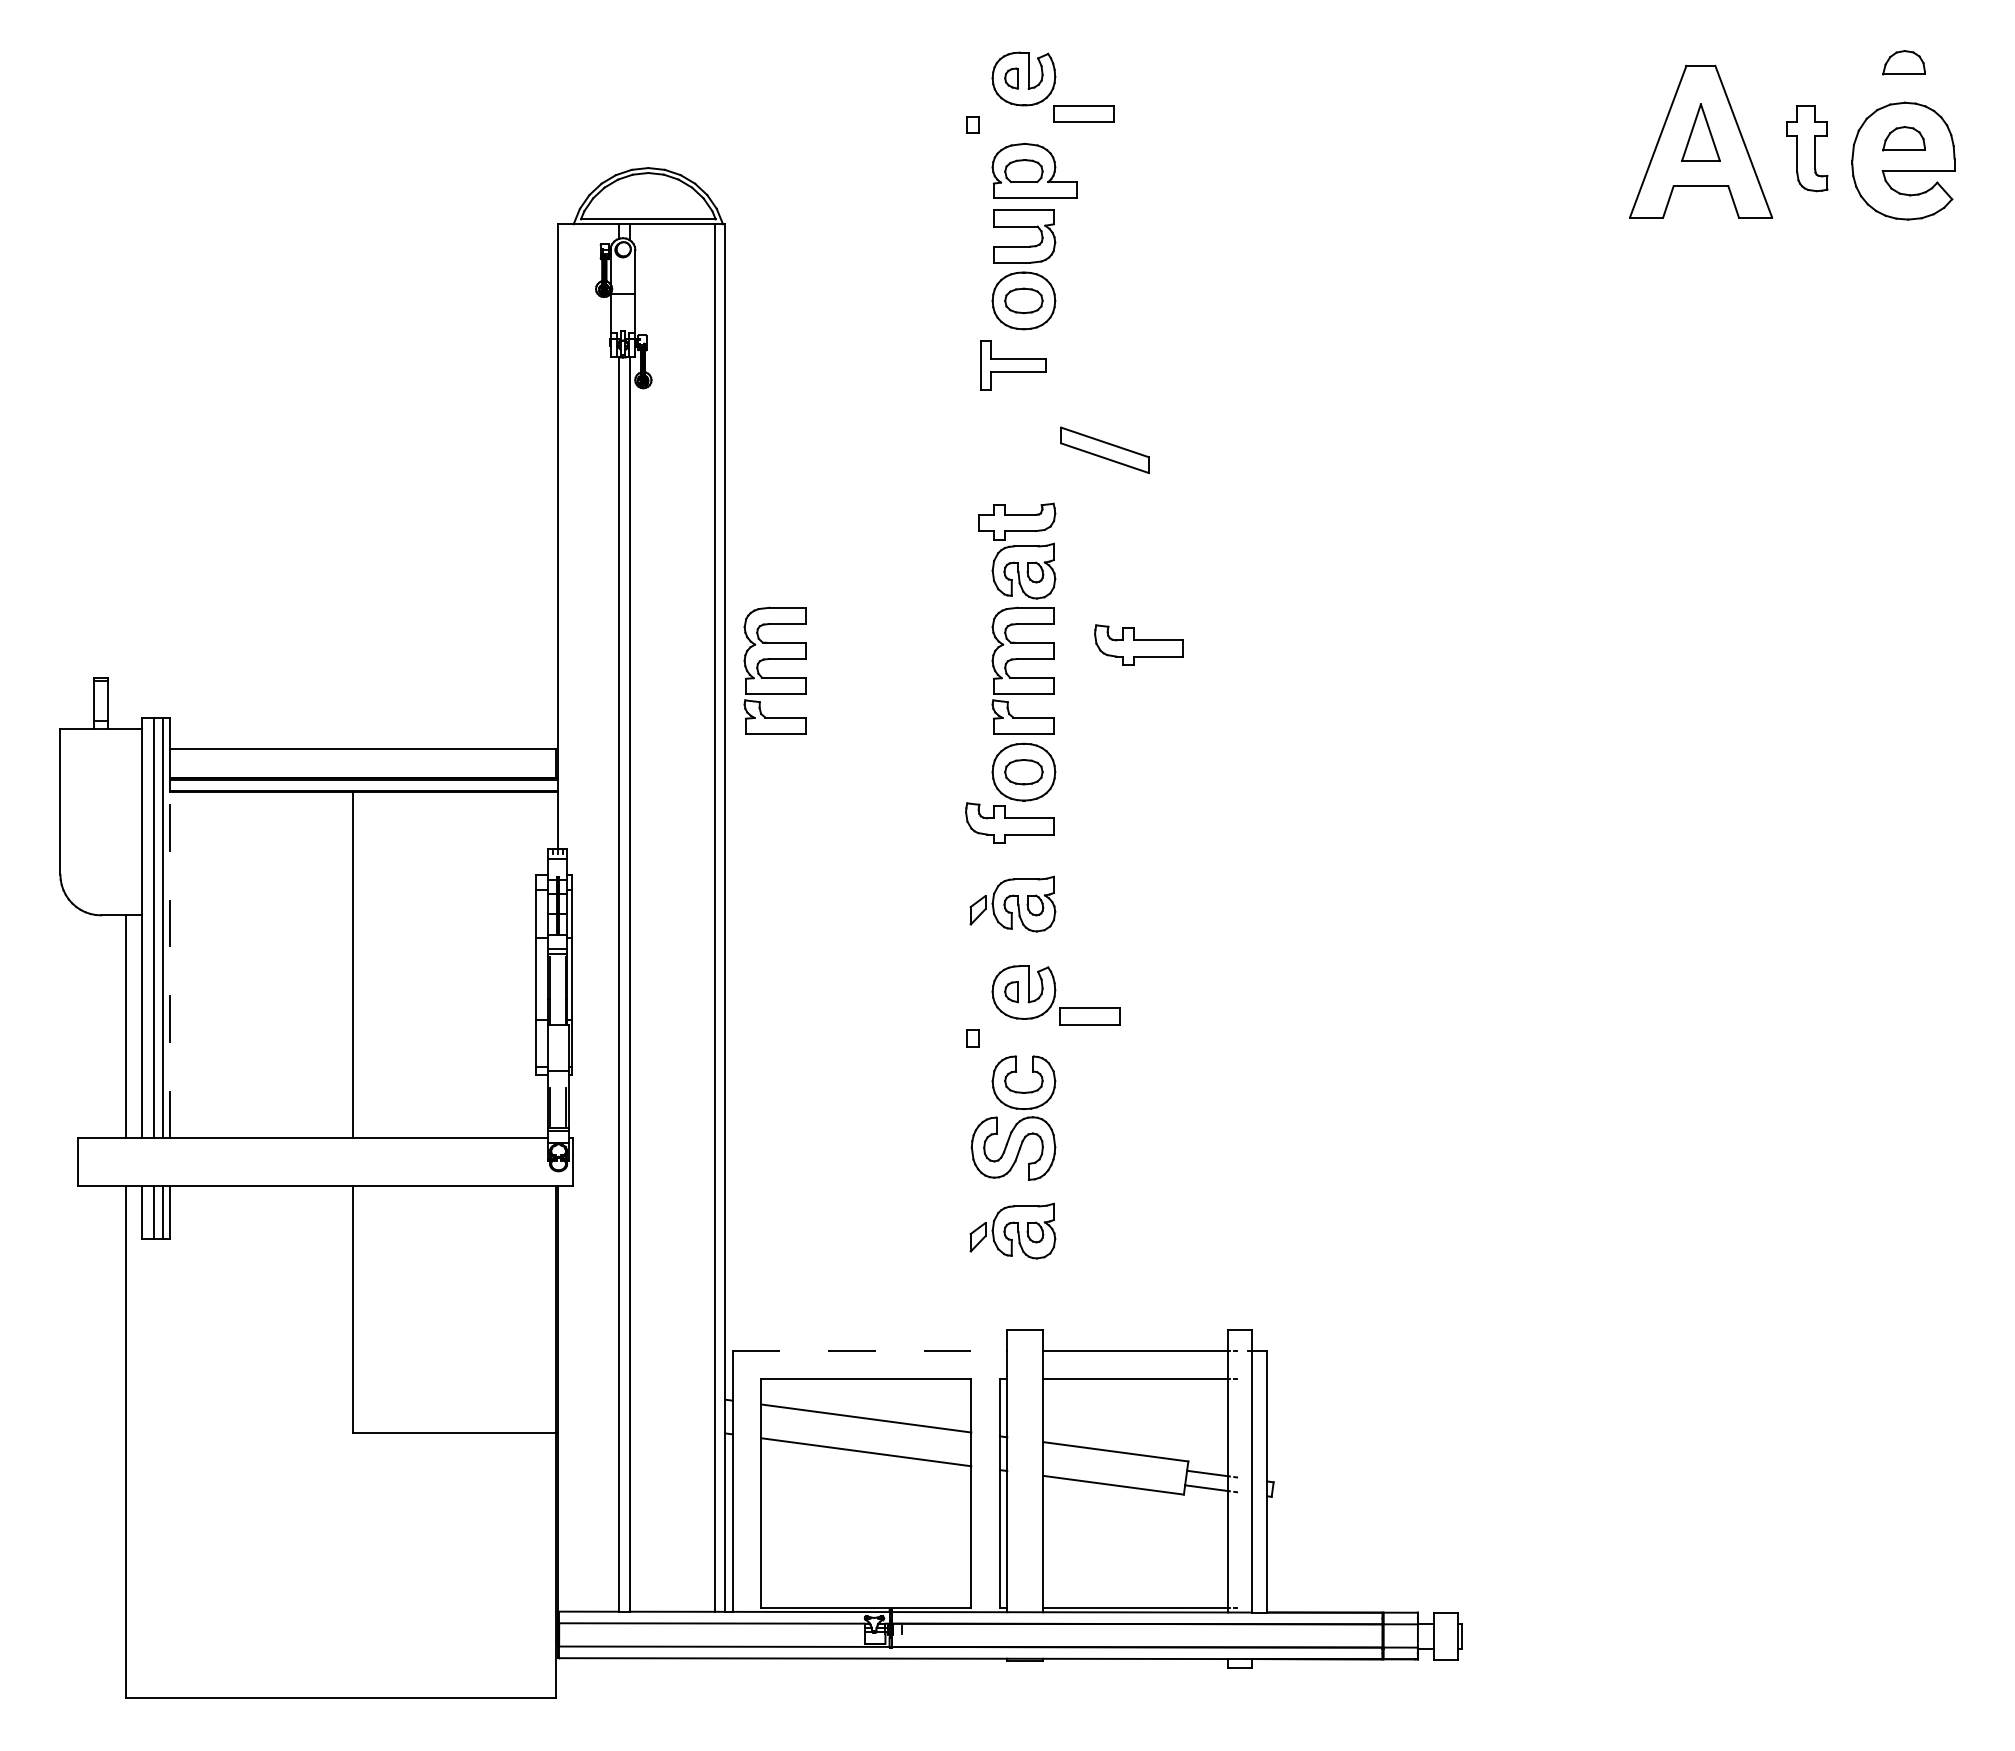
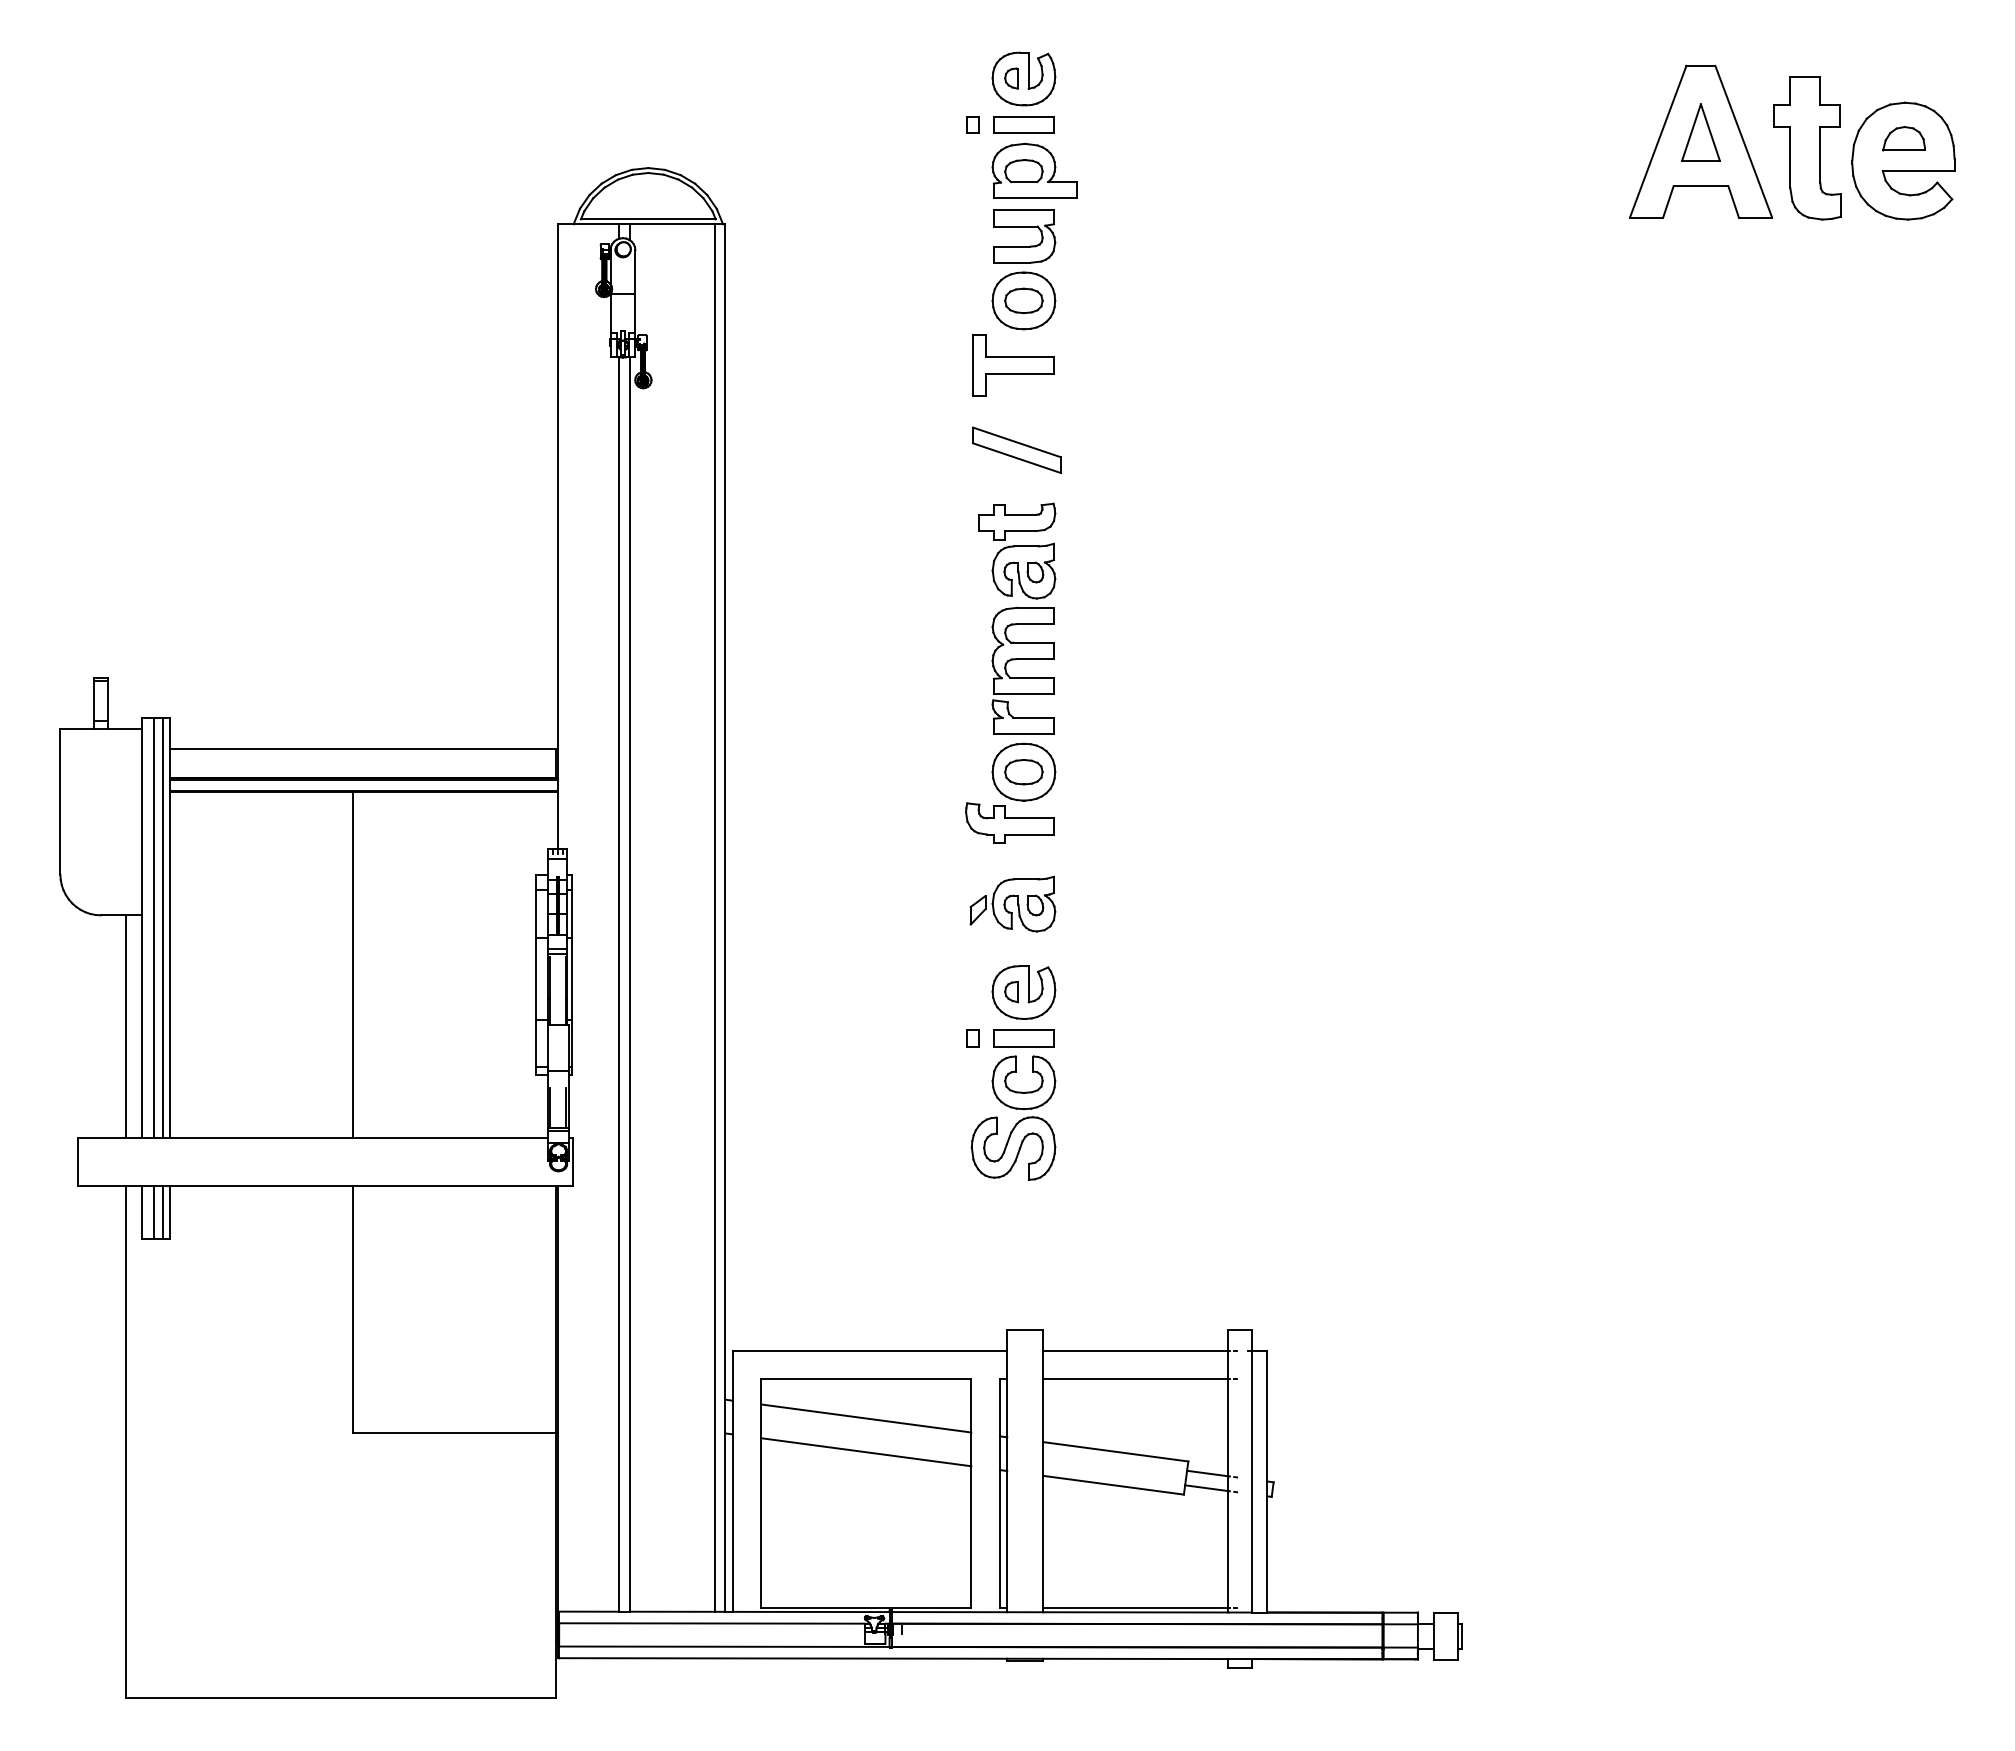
part: present -> none (1903, 62)
part position: (1083, 113) -> (1023, 124) (1023, 124)
part size: 43x88 px -> 69x145 px (1807, 148)
part size: 67x51 px -> 83x63 px (1013, 365)
part position: (1104, 450) -> (1016, 450) (1016, 450)
part: present -> none (1138, 644)
part: present -> none (774, 677)
line: dashed -> solid (170, 964)
part position: (1089, 1016) -> (1023, 1038) (1023, 1038)
part: present -> none (1012, 1230)
line: dashed -> solid (870, 1350)
